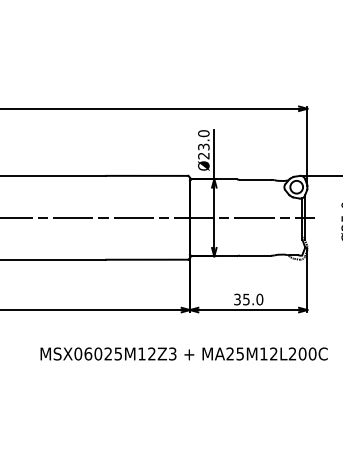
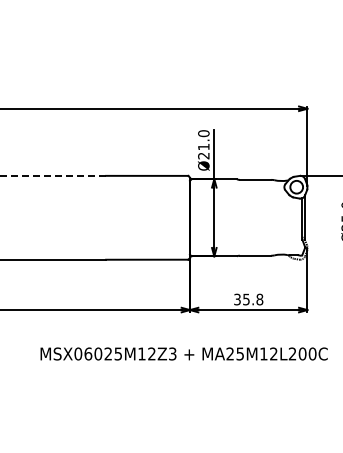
text: Ø23.0 -> Ø21.0 (203, 146)
line: solid -> dashed (53, 175)
line: present -> none (158, 217)
text: 35.0 -> 35.8 (259, 299)
